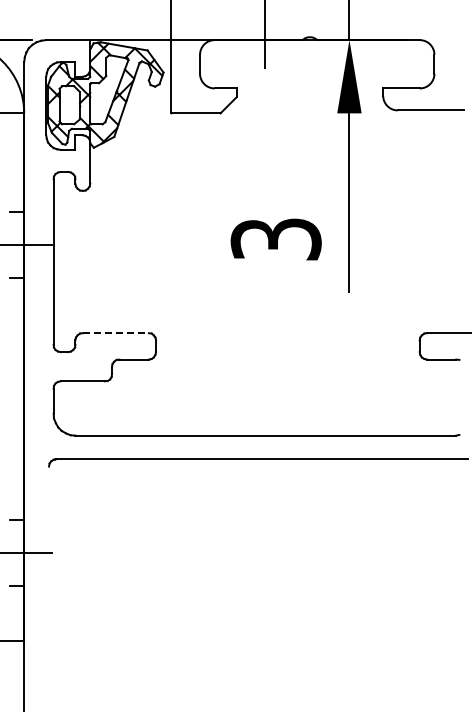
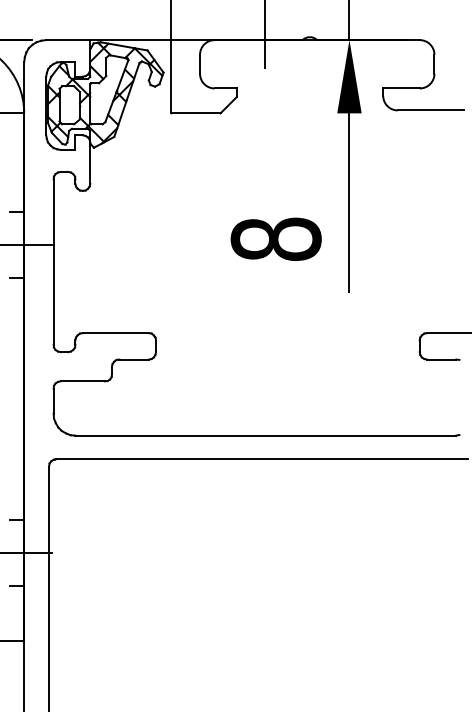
text: 3 -> 8 (275, 238)
line: dashed -> solid (116, 333)
line: none -> present (49, 587)
